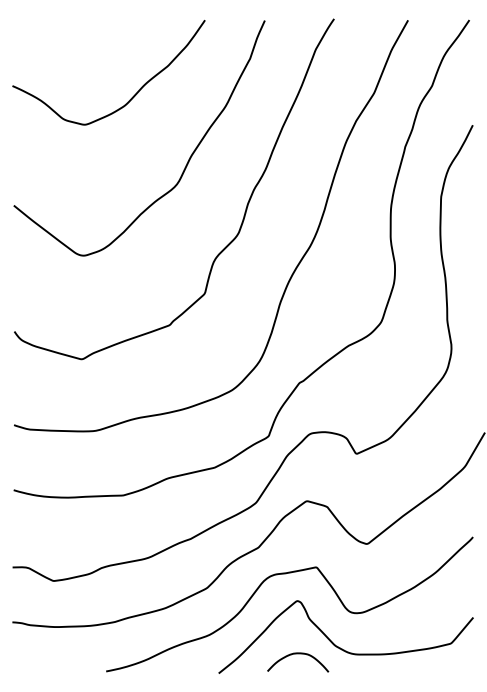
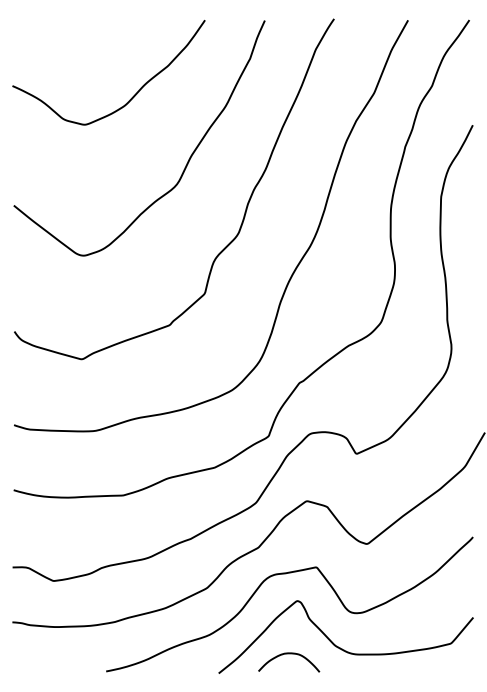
curve position: (298, 654) -> (289, 654) (289, 654)
